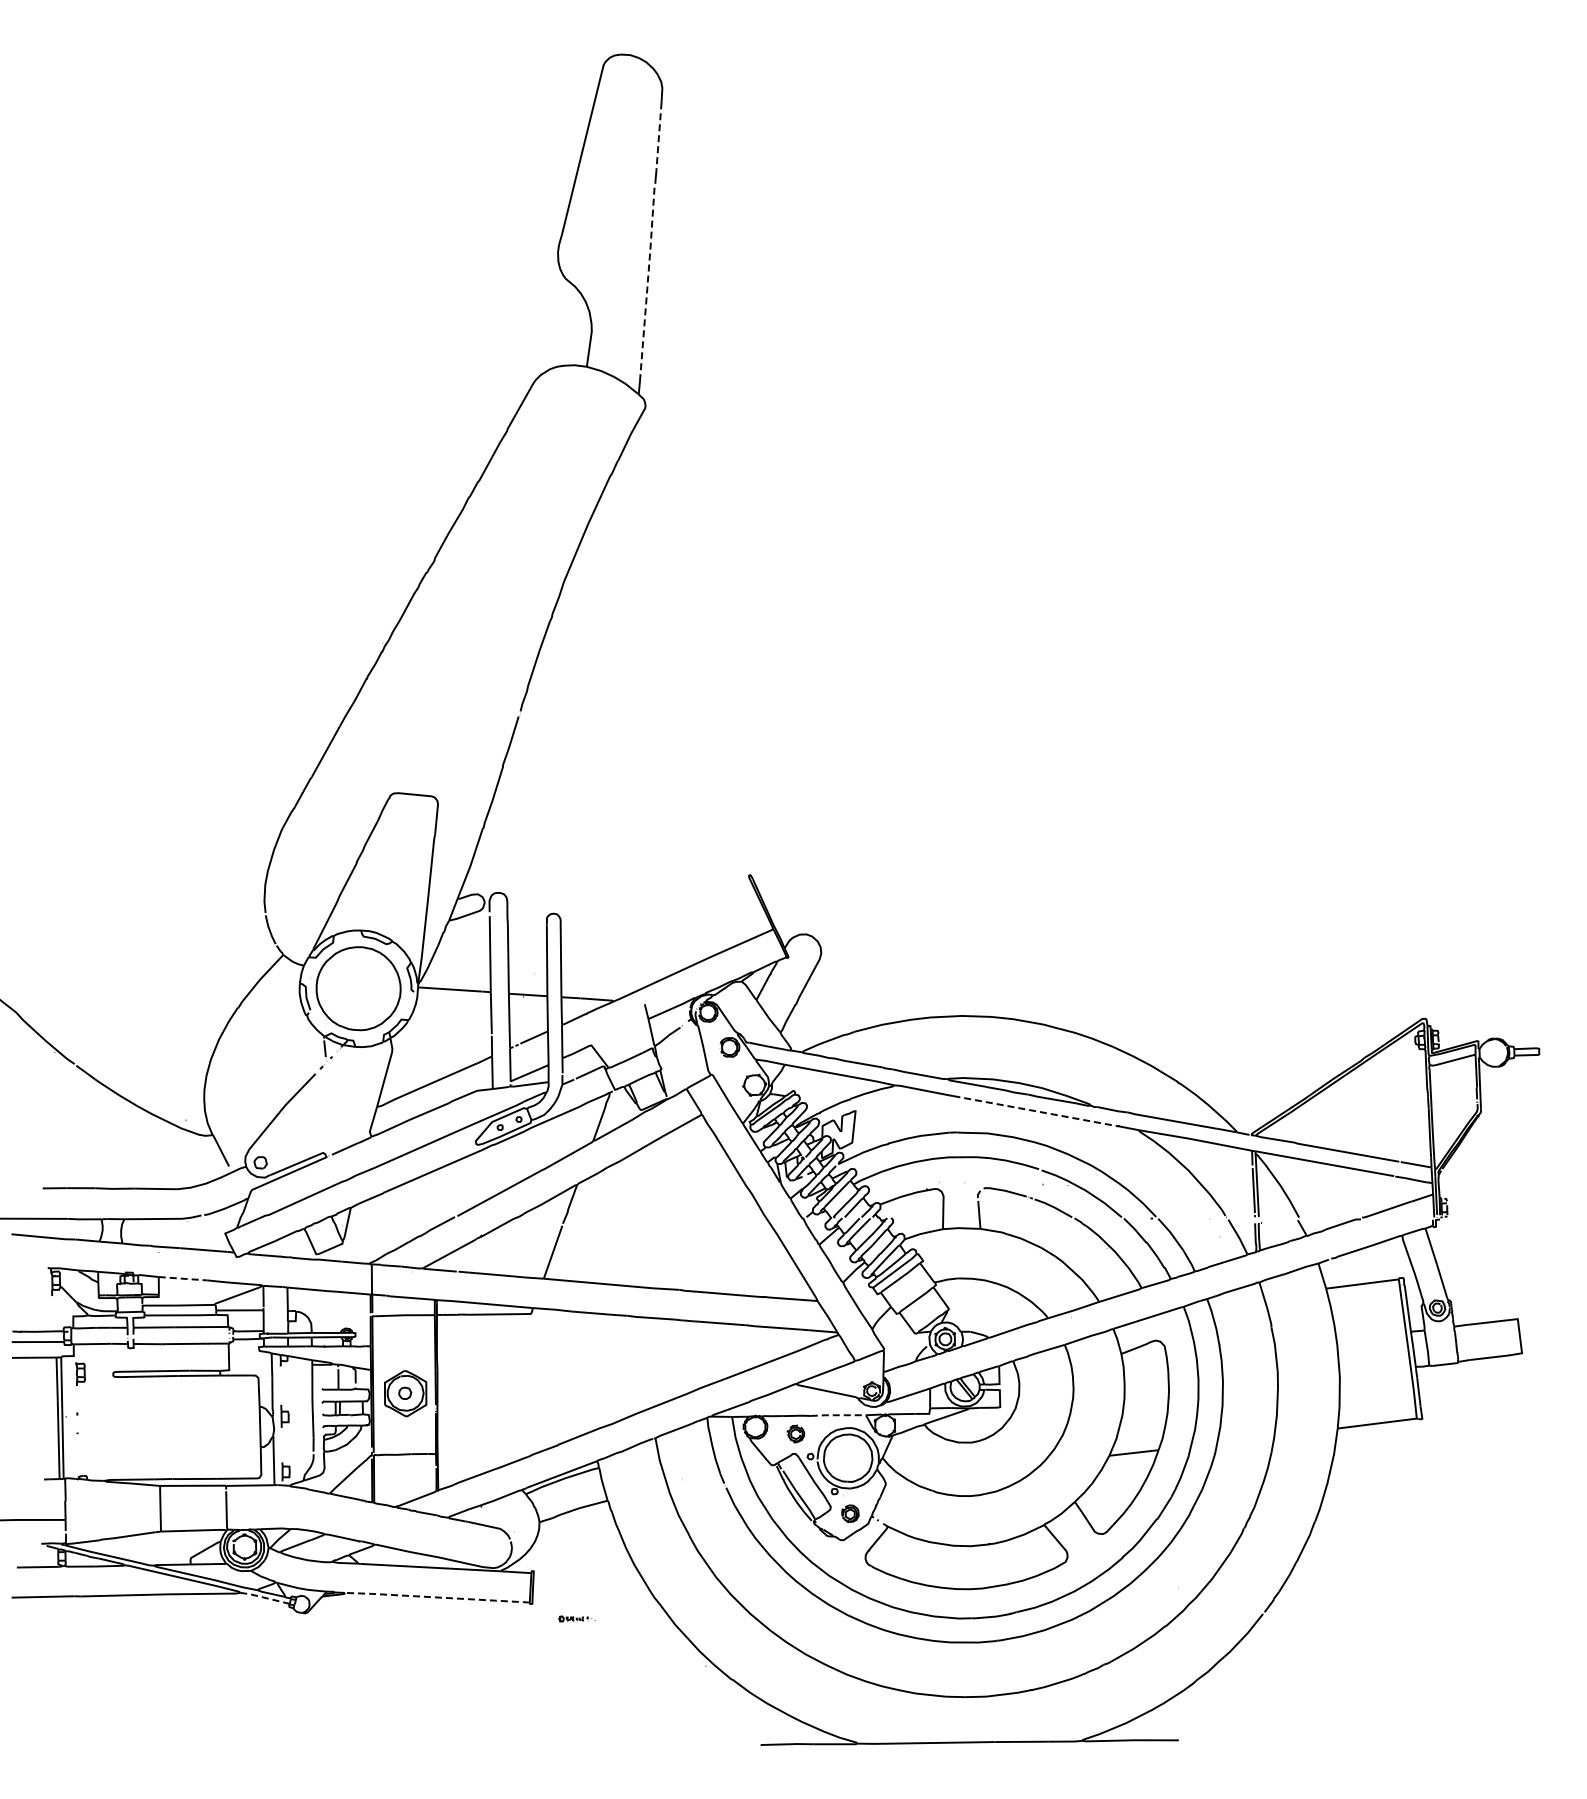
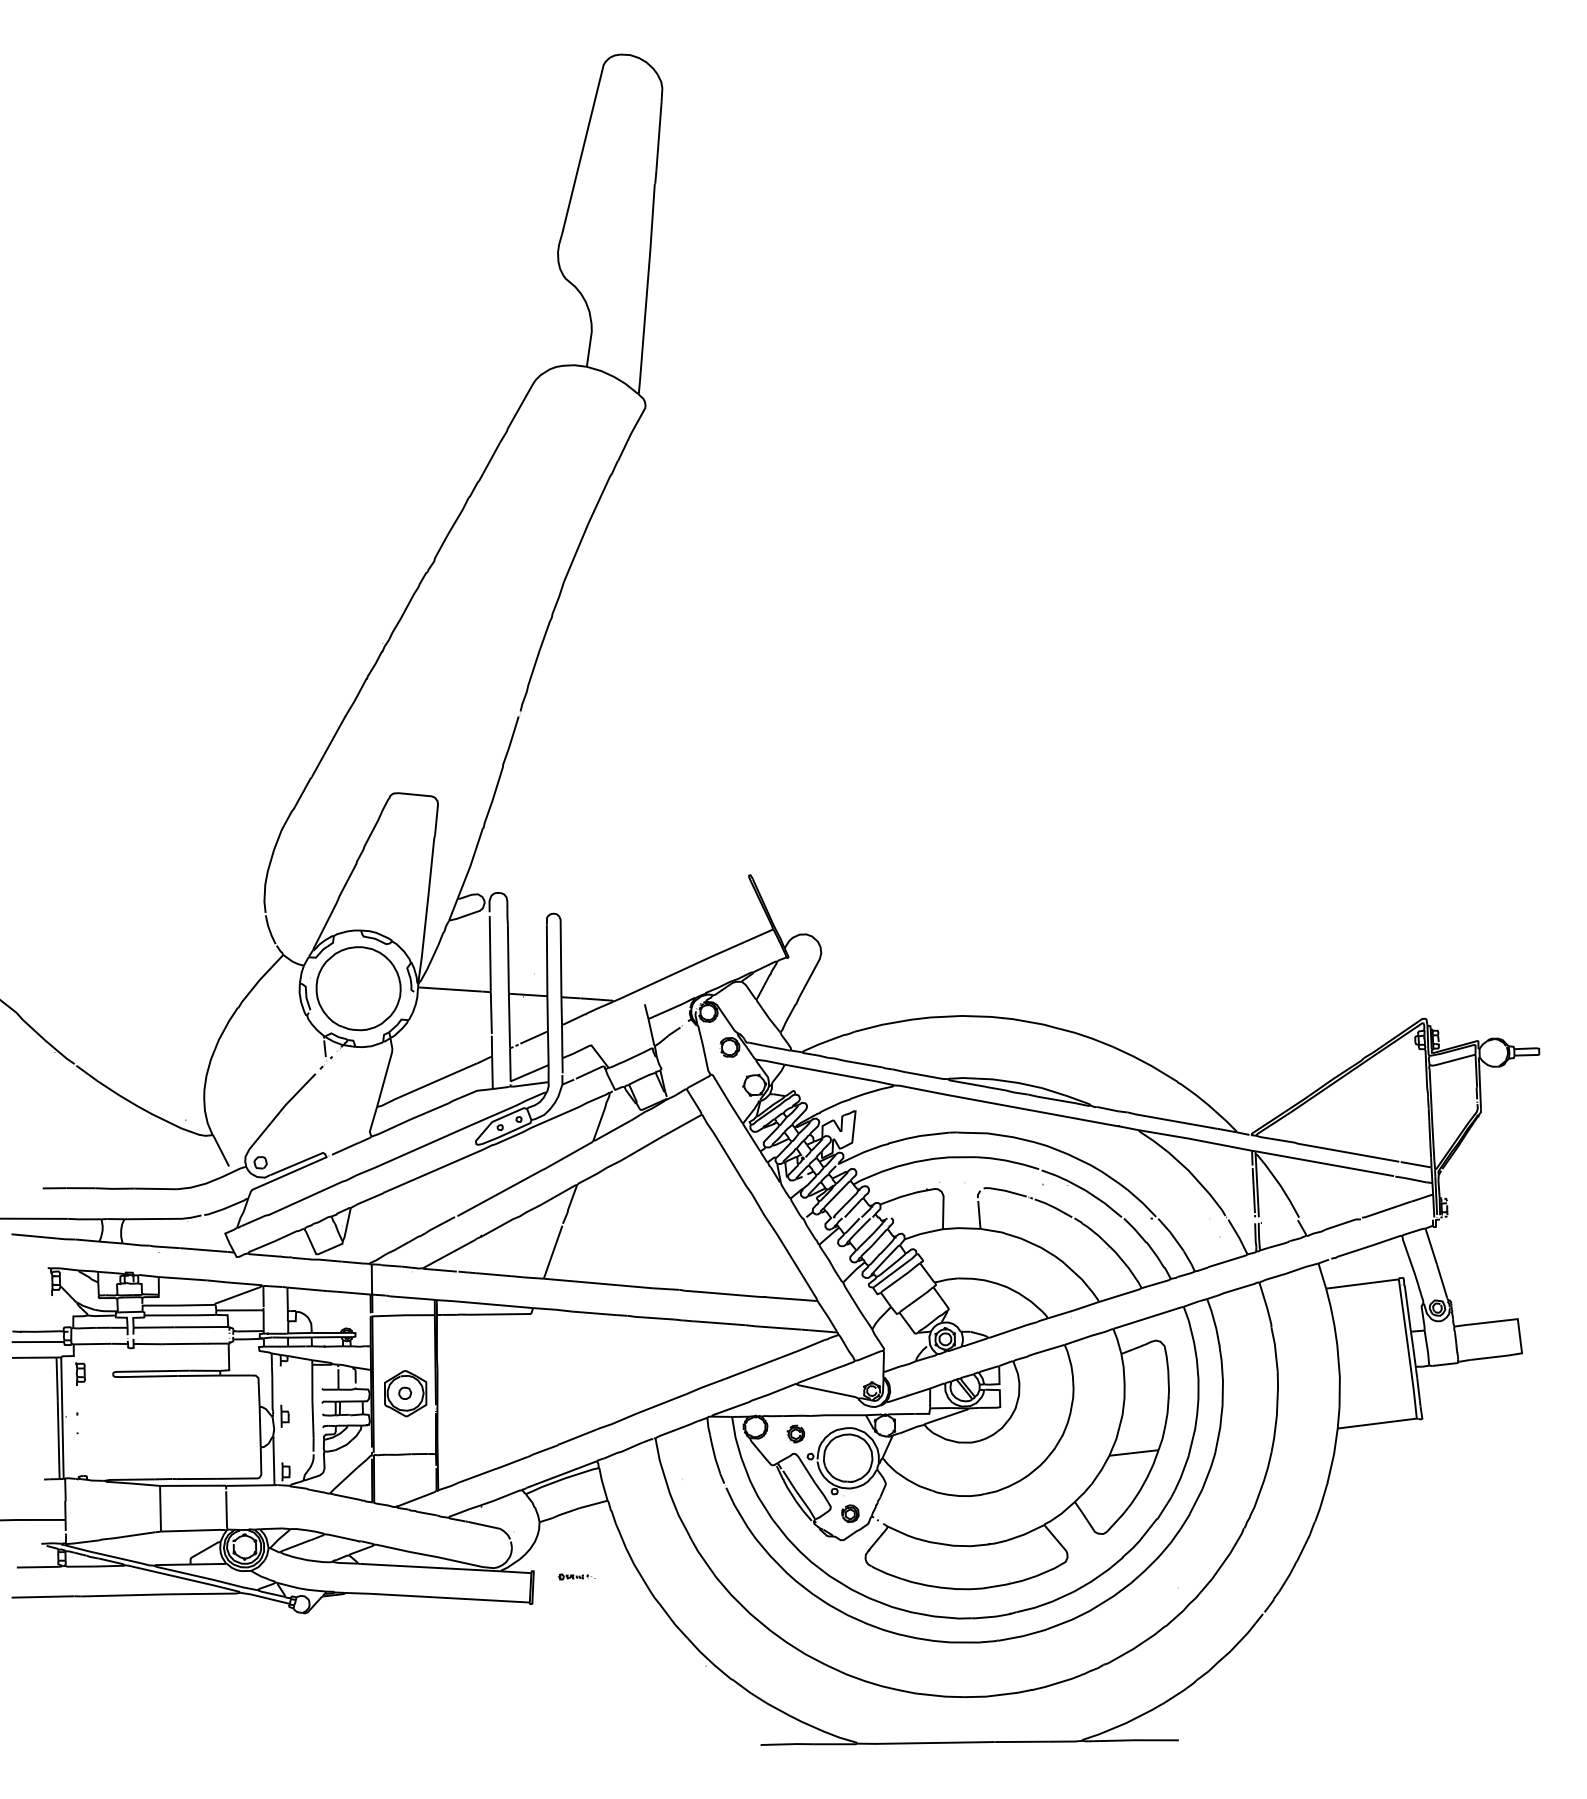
line: dashed -> solid (659, 136)
line: dashed -> solid (647, 281)
line: dashed -> solid (1035, 1111)
line: dashed -> solid (183, 1278)
line: dashed -> solid (838, 1415)
line: dashed -> solid (264, 1597)
line: dashed -> solid (436, 1597)
part position: (576, 1618) -> (576, 1576) (576, 1576)
